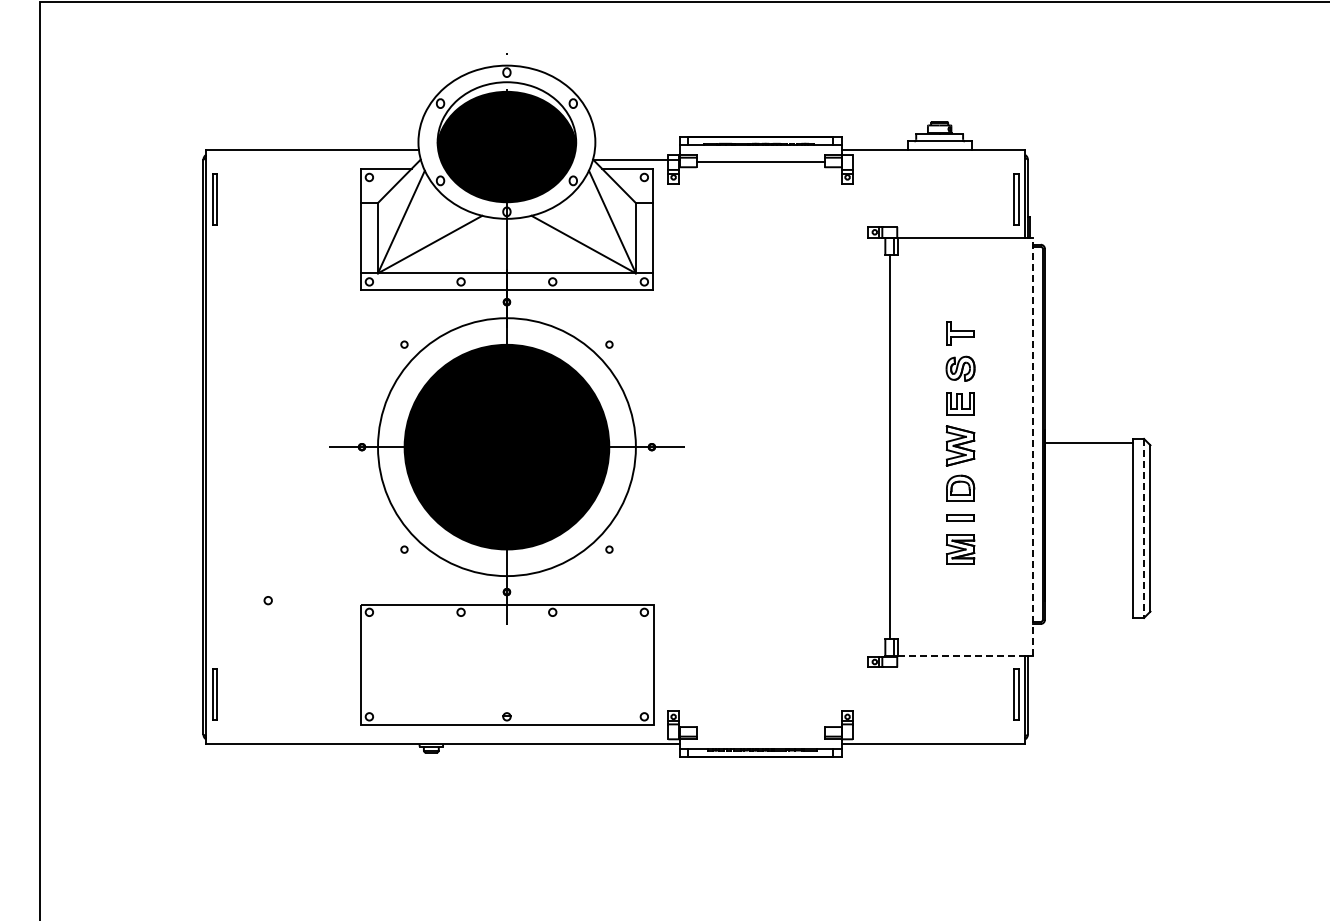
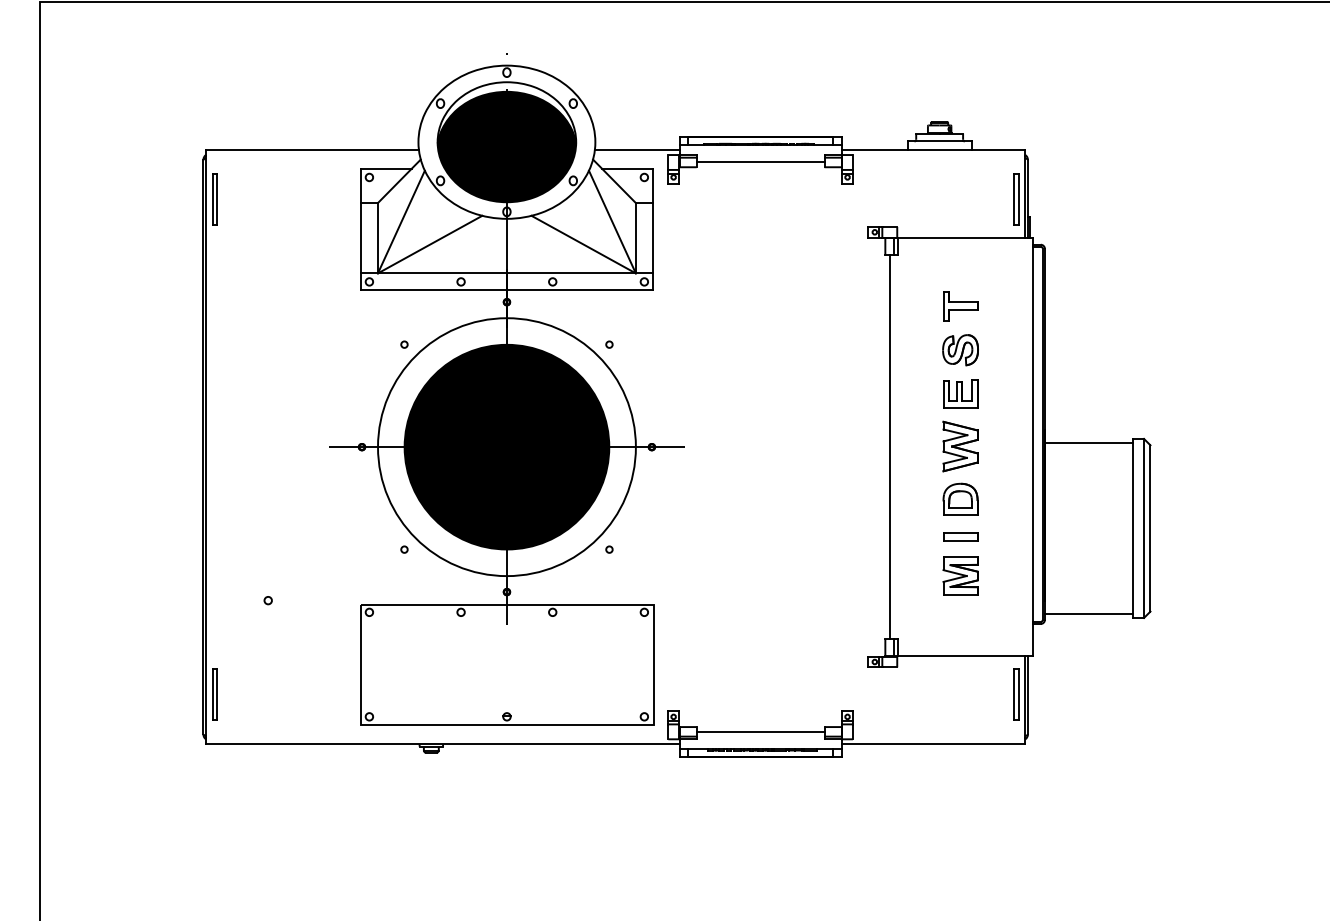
line position: (636, 159) -> (636, 149) (636, 149)
part size: 31x244 px -> 37x305 px (960, 443)
line: dashed -> solid (1033, 447)
line: dashed -> solid (1144, 528)
line: none -> present (1088, 613)
line: dashed -> solid (961, 656)
line: none -> present (760, 731)
